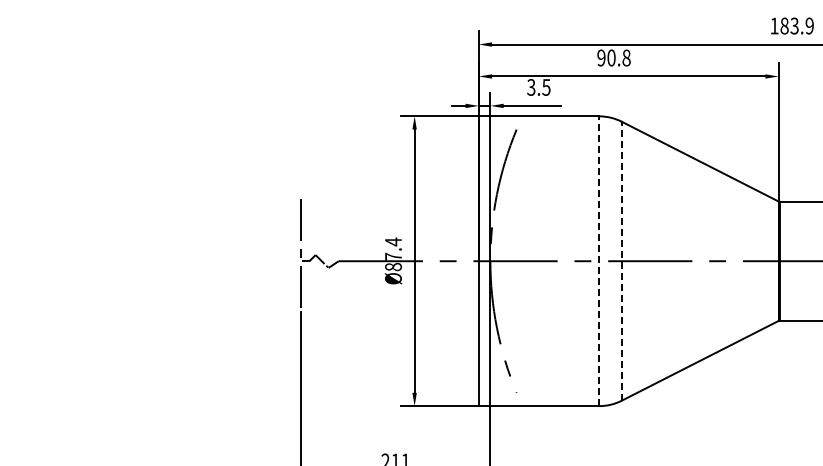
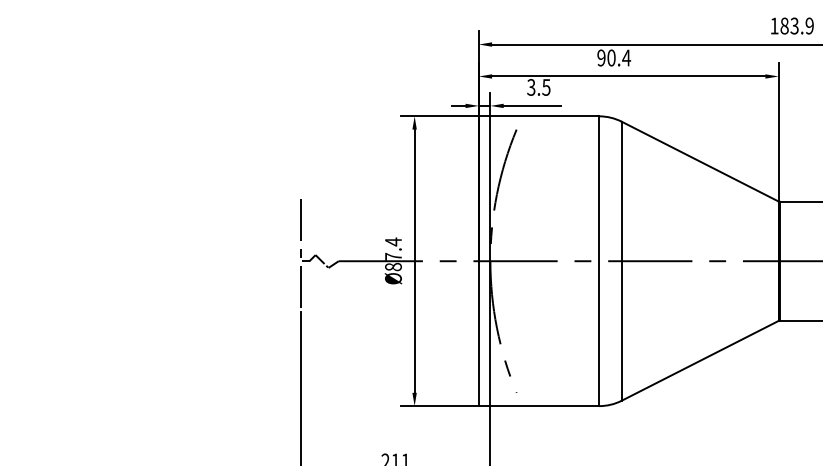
text: 90.8 -> 90.4 (626, 57)
line: dashed -> solid (621, 260)
line: dashed -> solid (599, 261)
